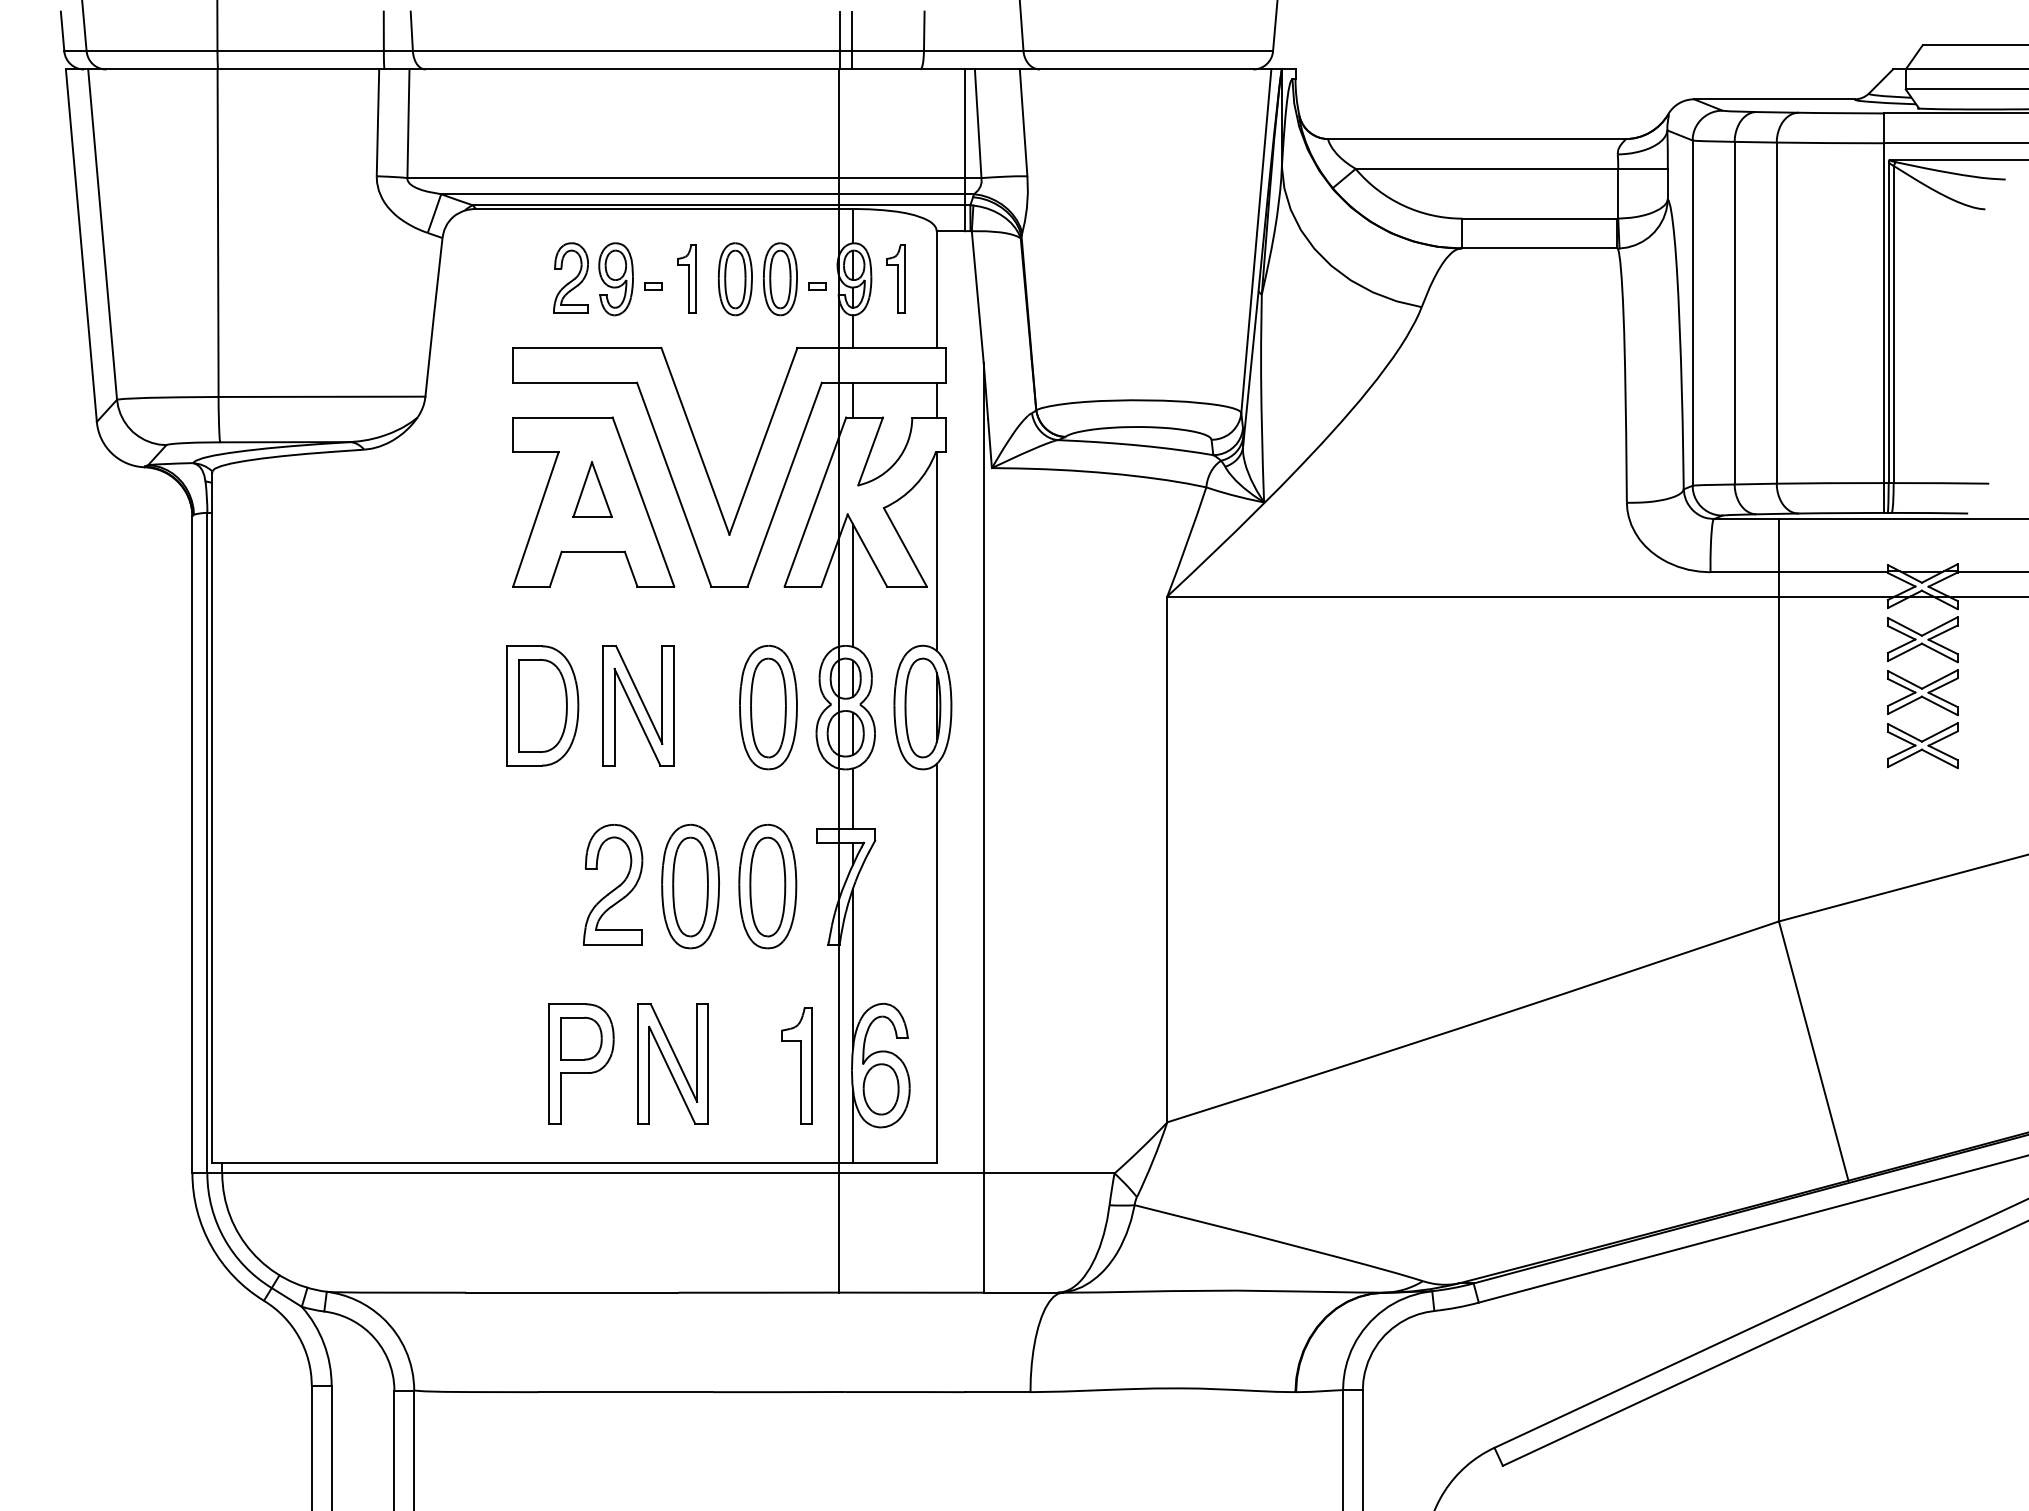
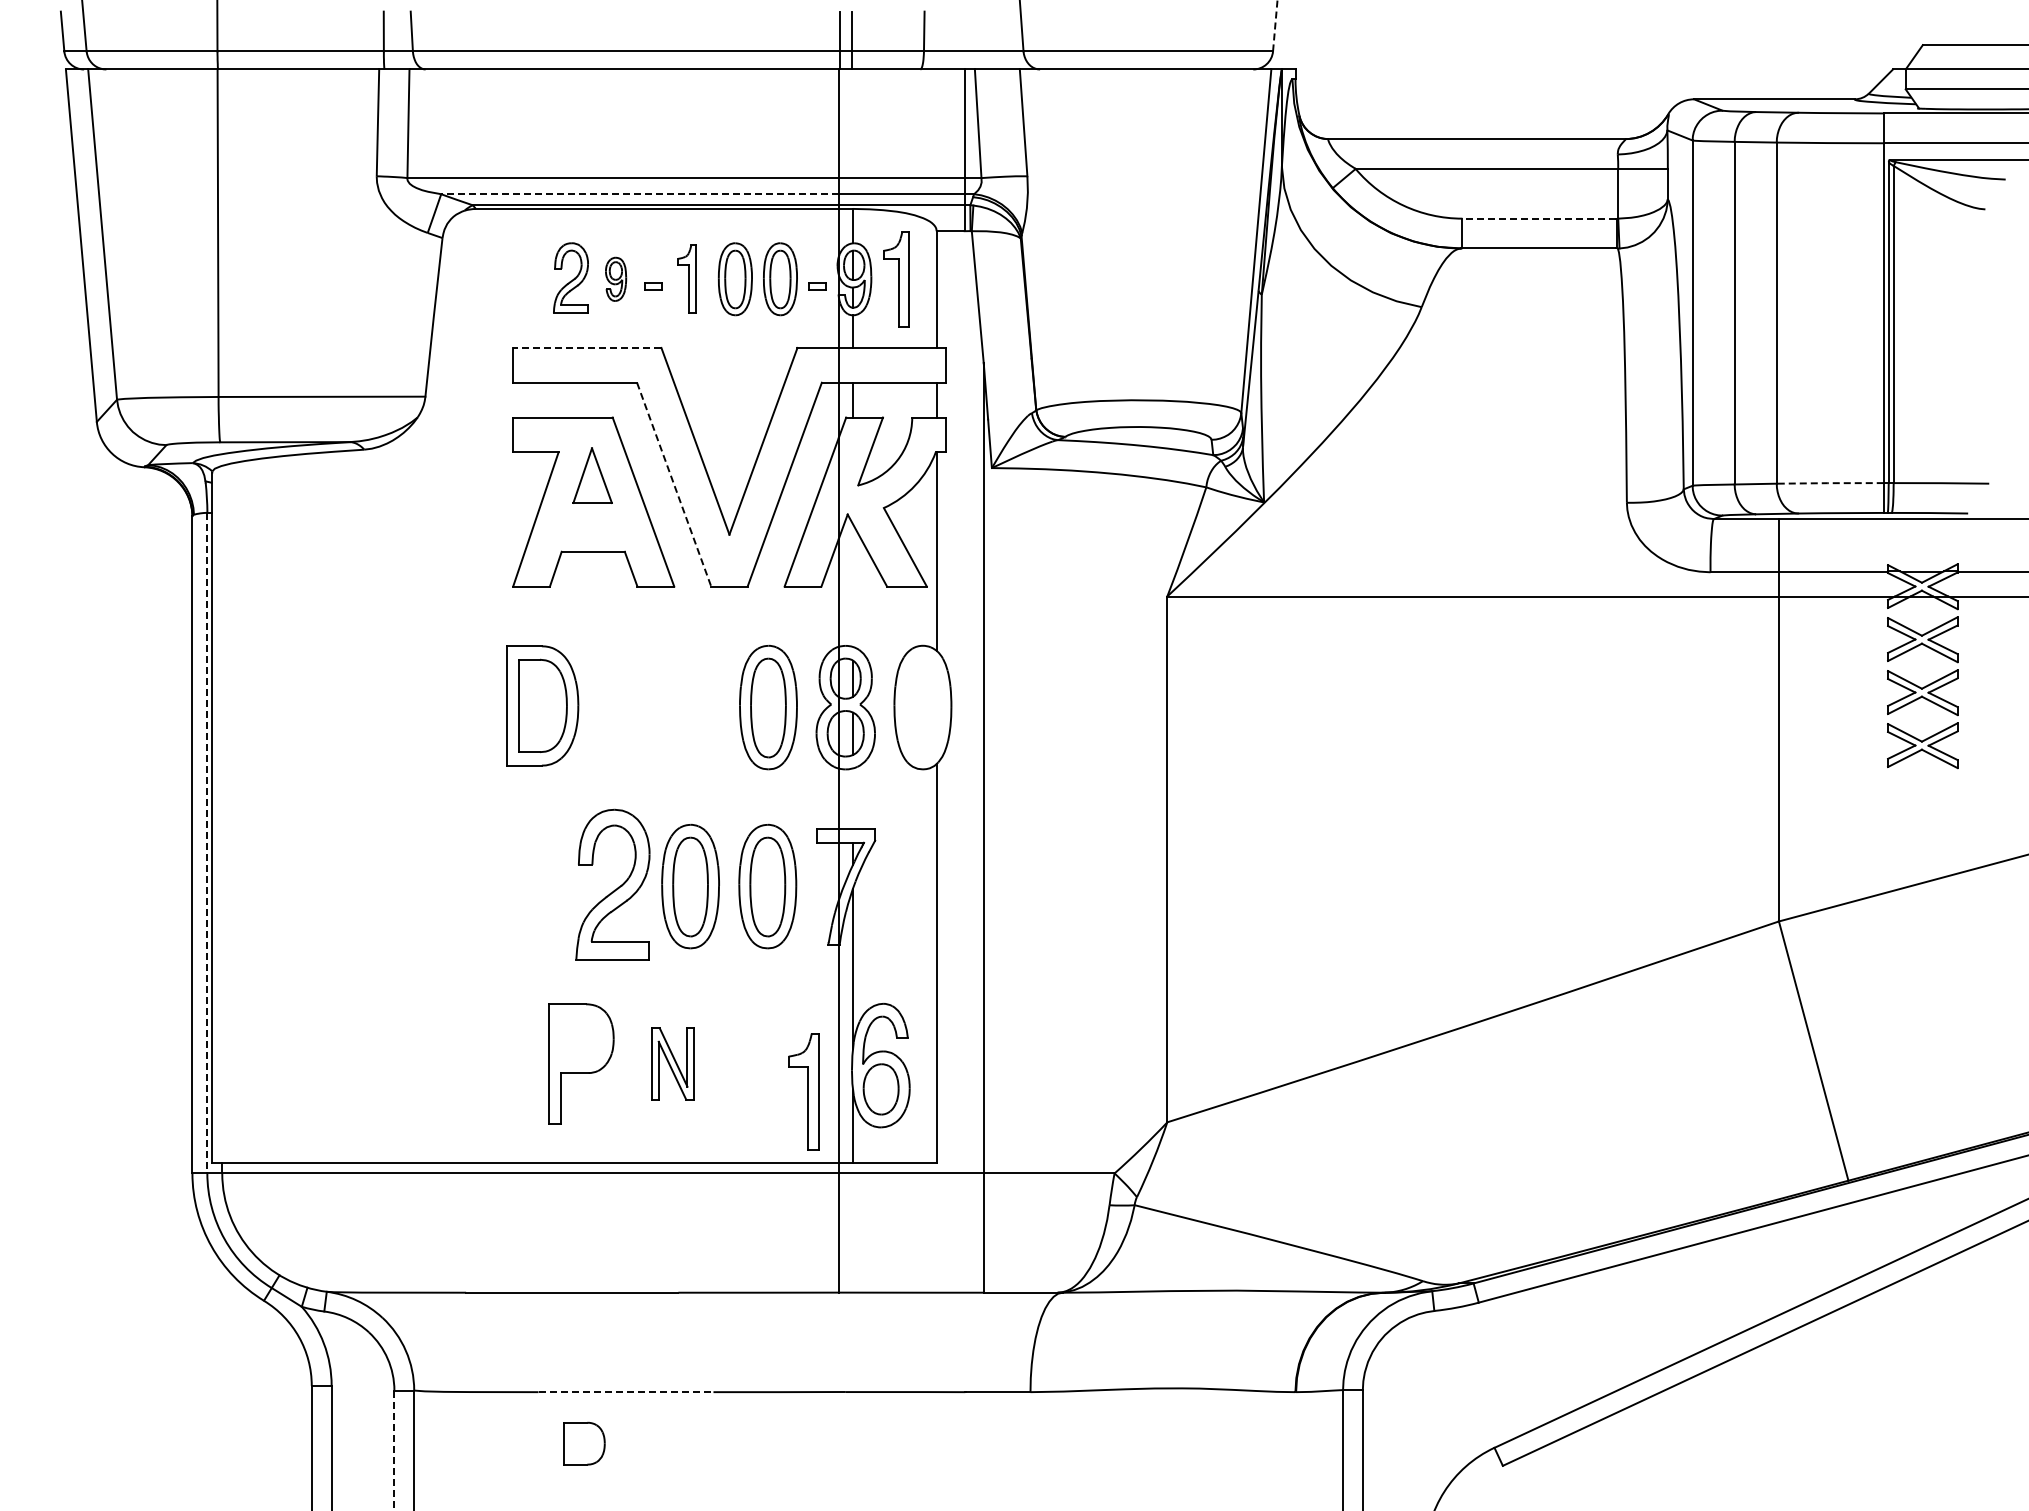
line: solid -> dashed (1275, 25)
line: solid -> dashed (640, 194)
line: solid -> dashed (1539, 218)
part size: 20x70 px -> 27x97 px (896, 279)
part size: 36x75 px -> 23x46 px (616, 278)
line: solid -> dashed (586, 347)
line: solid -> dashed (1829, 483)
line: solid -> dashed (674, 485)
part position: (592, 489) -> (592, 475) (592, 475)
line: present -> none (852, 585)
part: present -> none (638, 705)
part: present -> none (922, 707)
line: present -> none (852, 798)
line: solid -> dashed (207, 843)
part size: 61x122 px -> 76x153 px (612, 884)
part position: (581, 1038) -> (584, 1443) (584, 1443)
part size: 72x122 px -> 44x74 px (672, 1063)
part position: (796, 1065) -> (803, 1091) (803, 1091)
line: solid -> dashed (626, 1392)
line: solid -> dashed (394, 1450)
